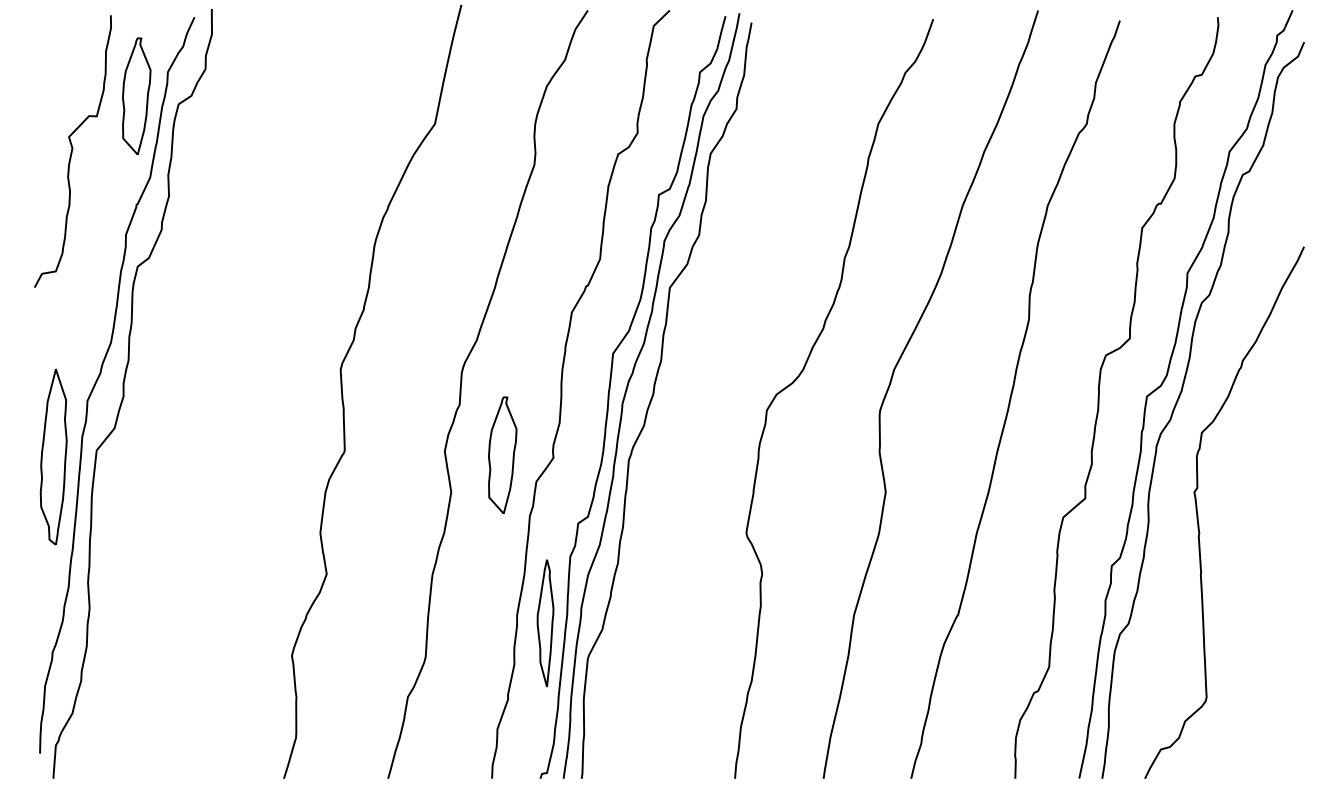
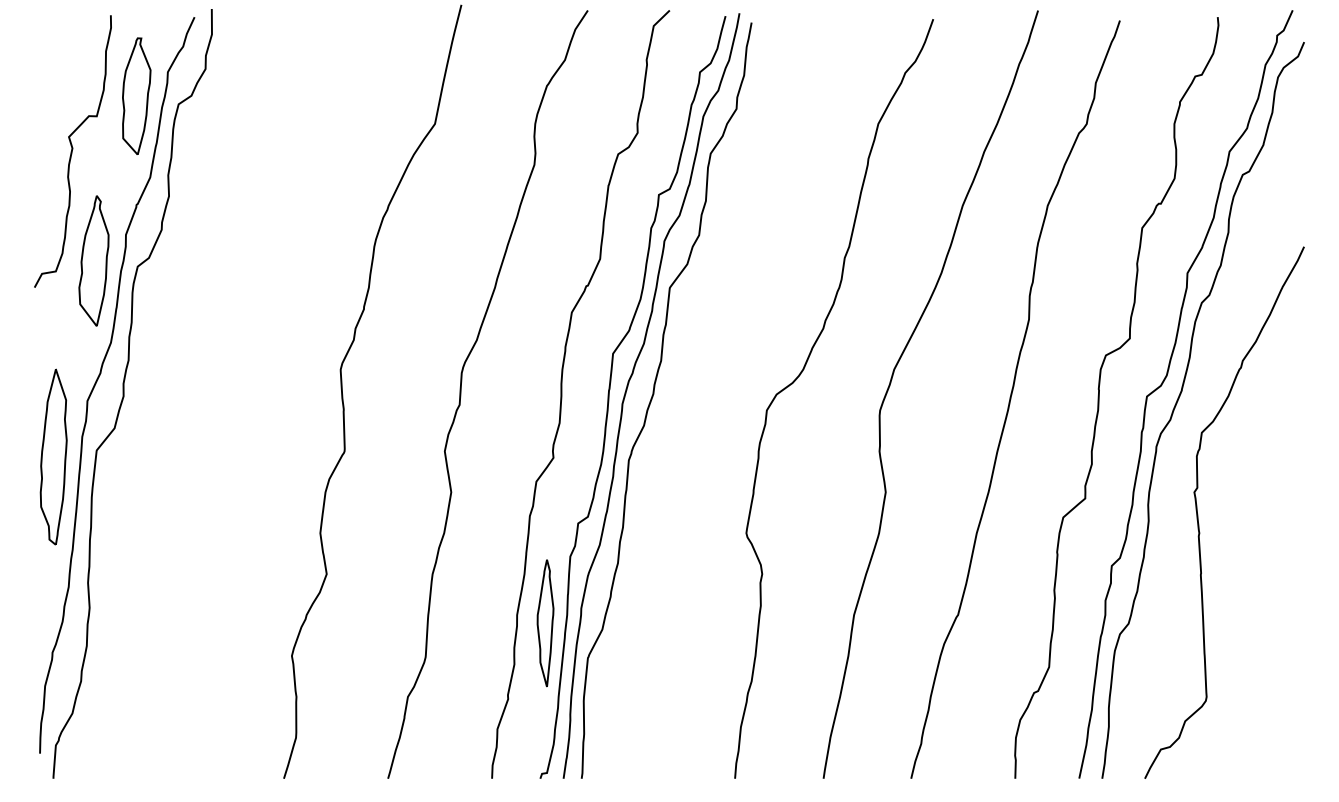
part: none -> present (93, 260)
part: present -> none (502, 454)
